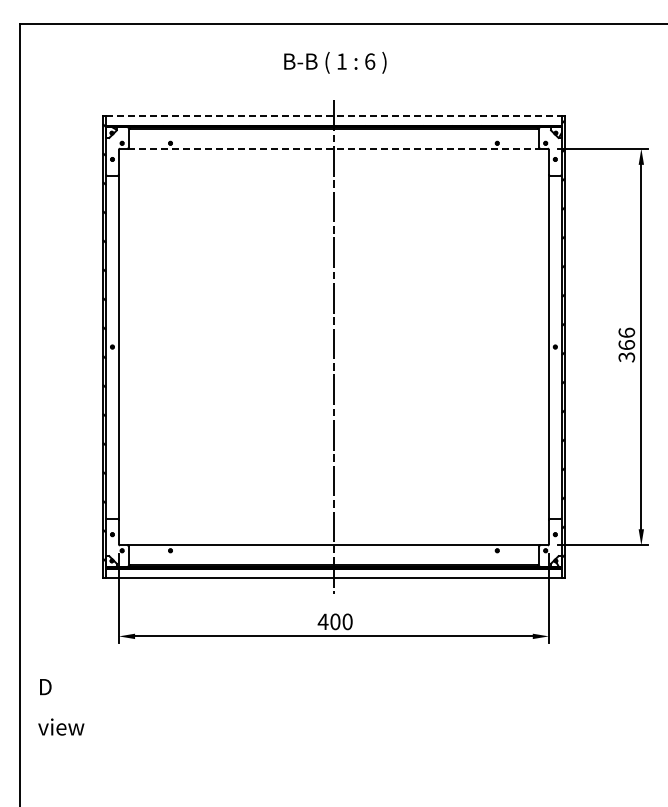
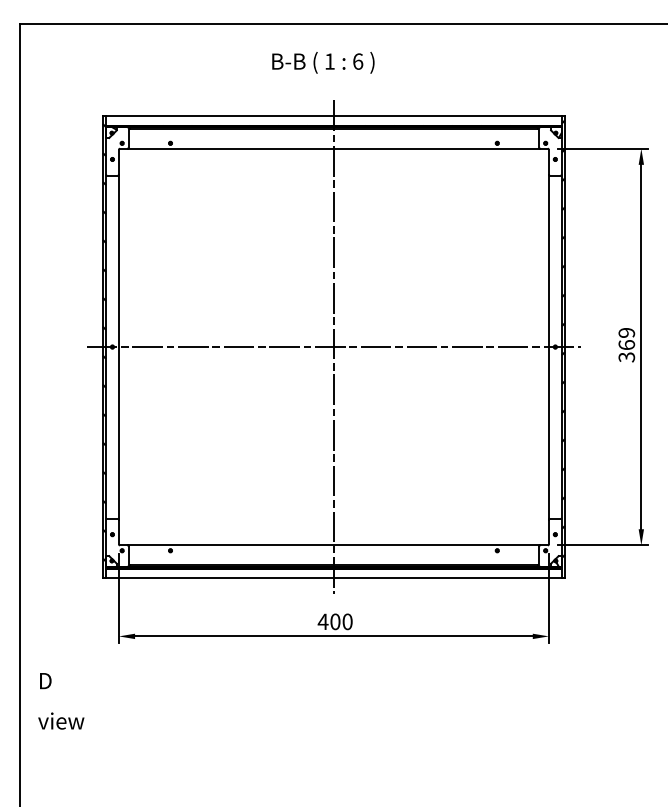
text position: (335, 62) -> (323, 62) (323, 62)
line: dashed -> solid (333, 116)
line: dashed -> solid (334, 148)
text: 366 -> 369 (626, 332)
line: none -> present (333, 347)
text position: (61, 707) -> (61, 701) (61, 701)
